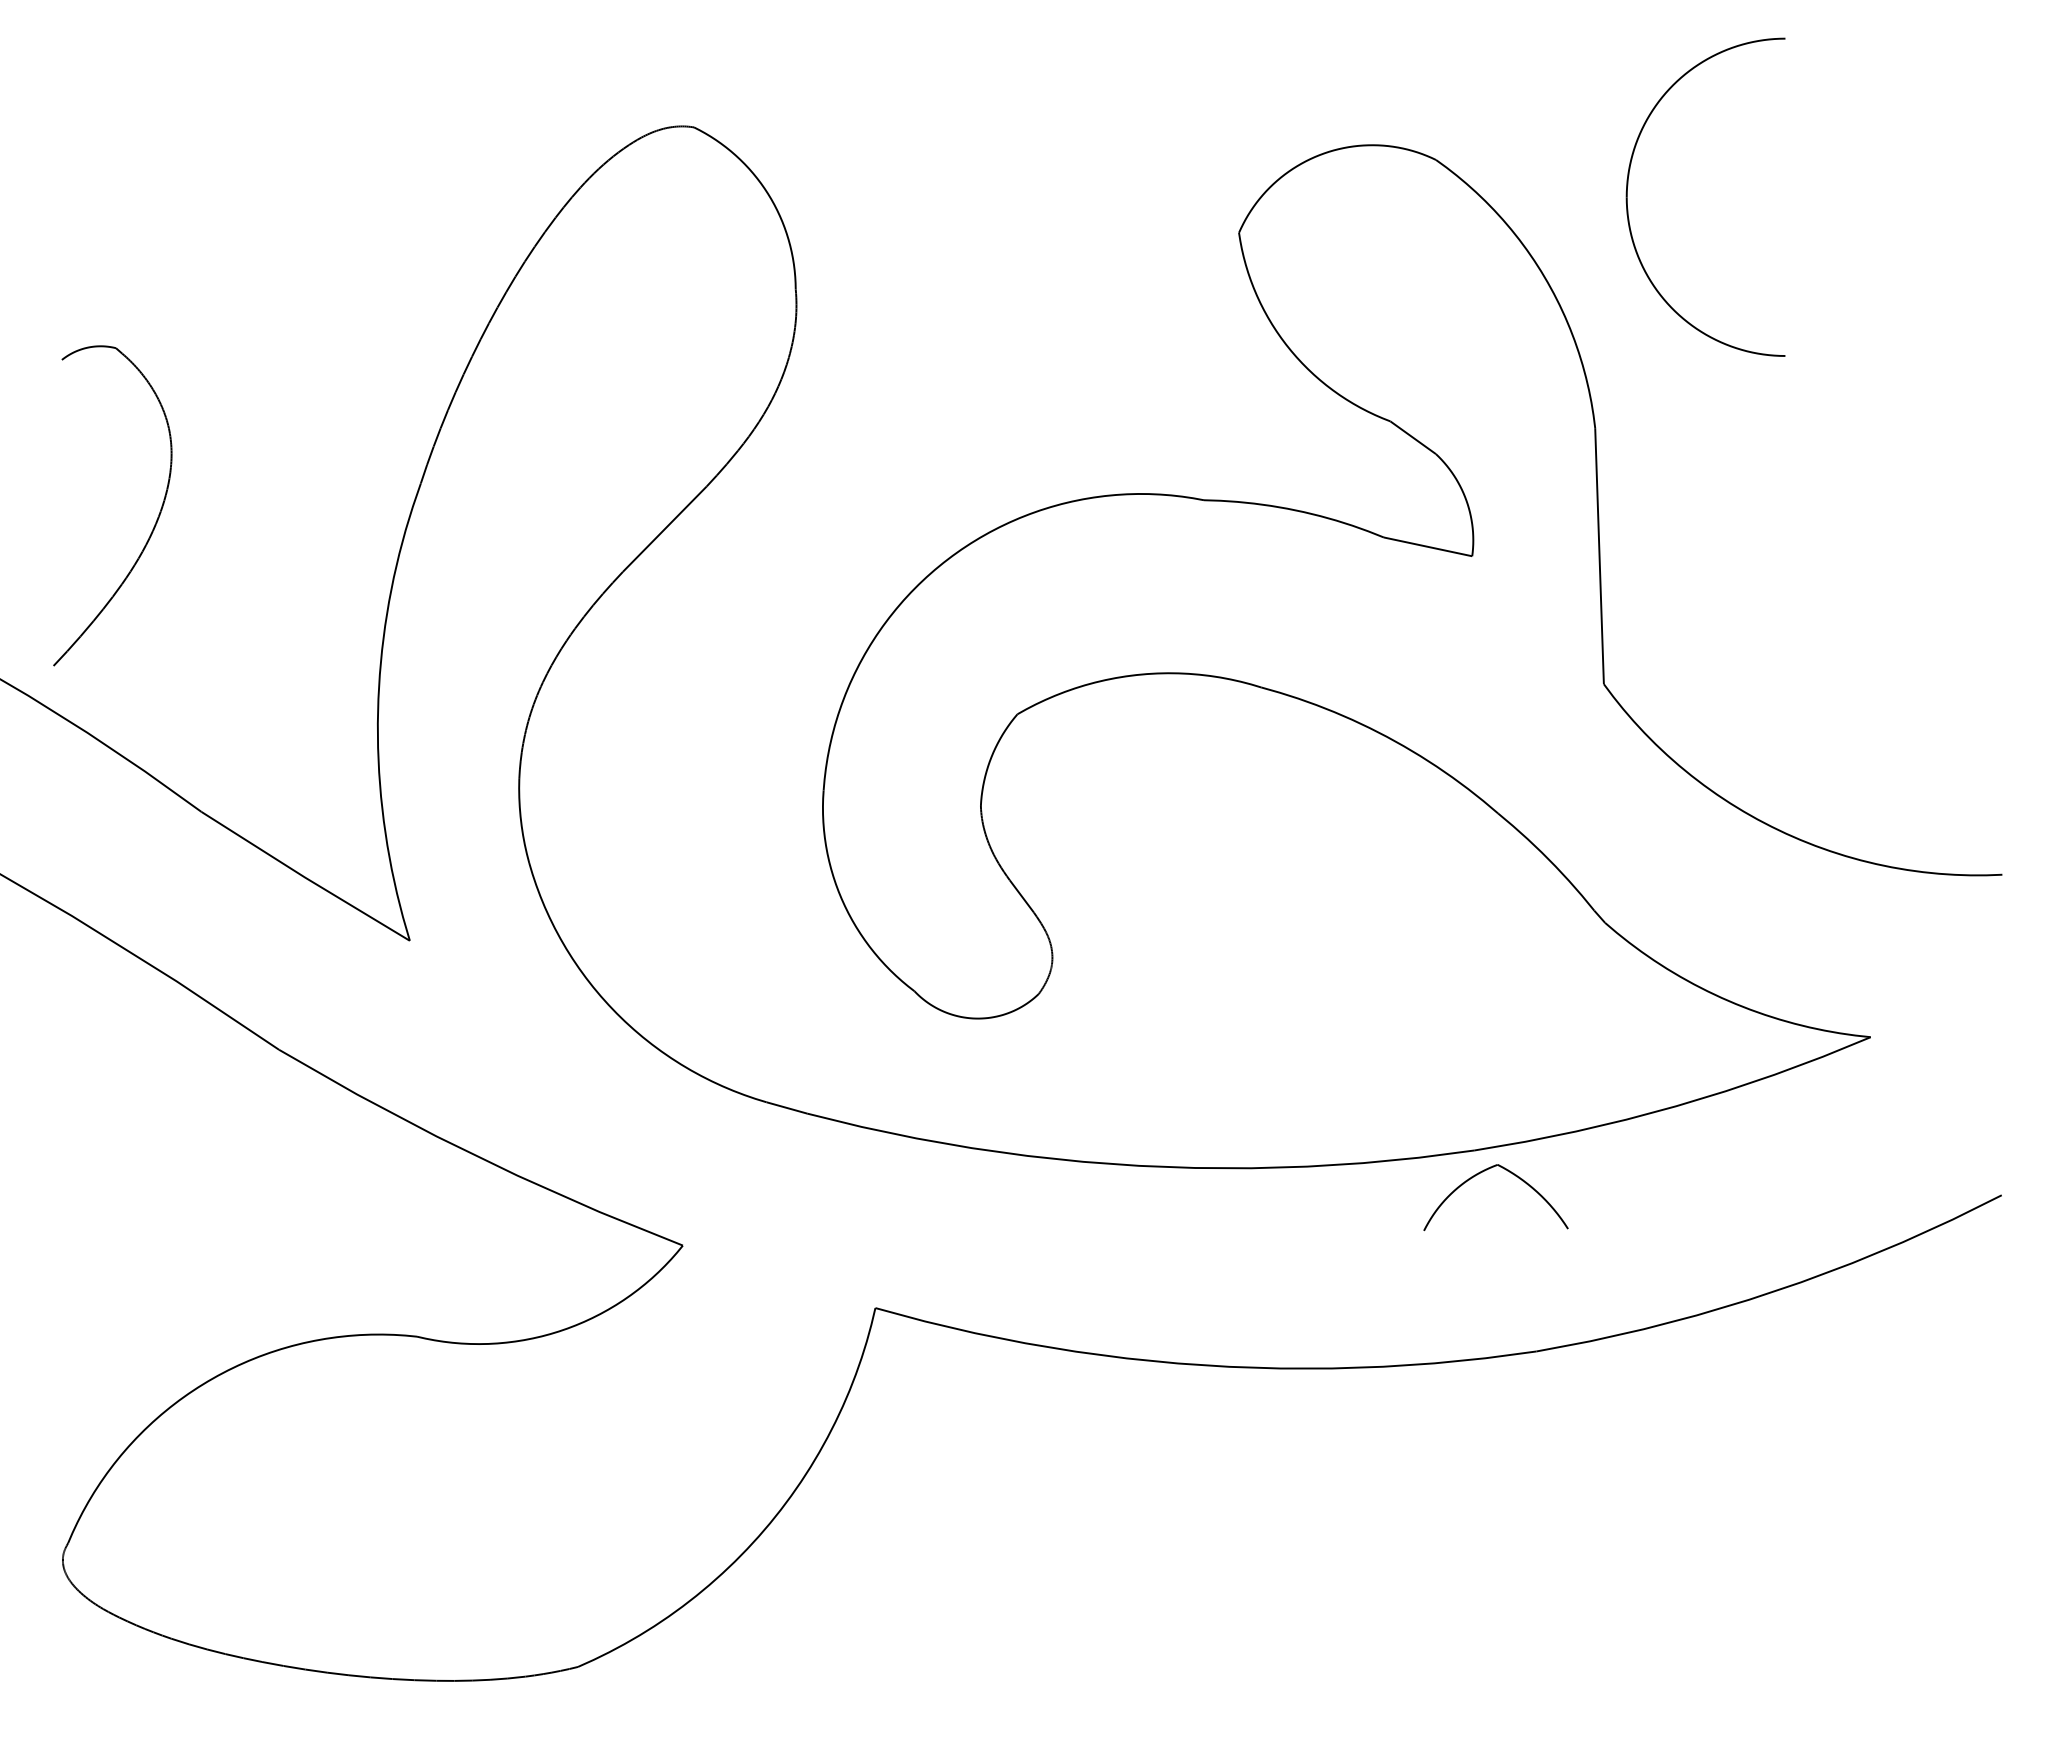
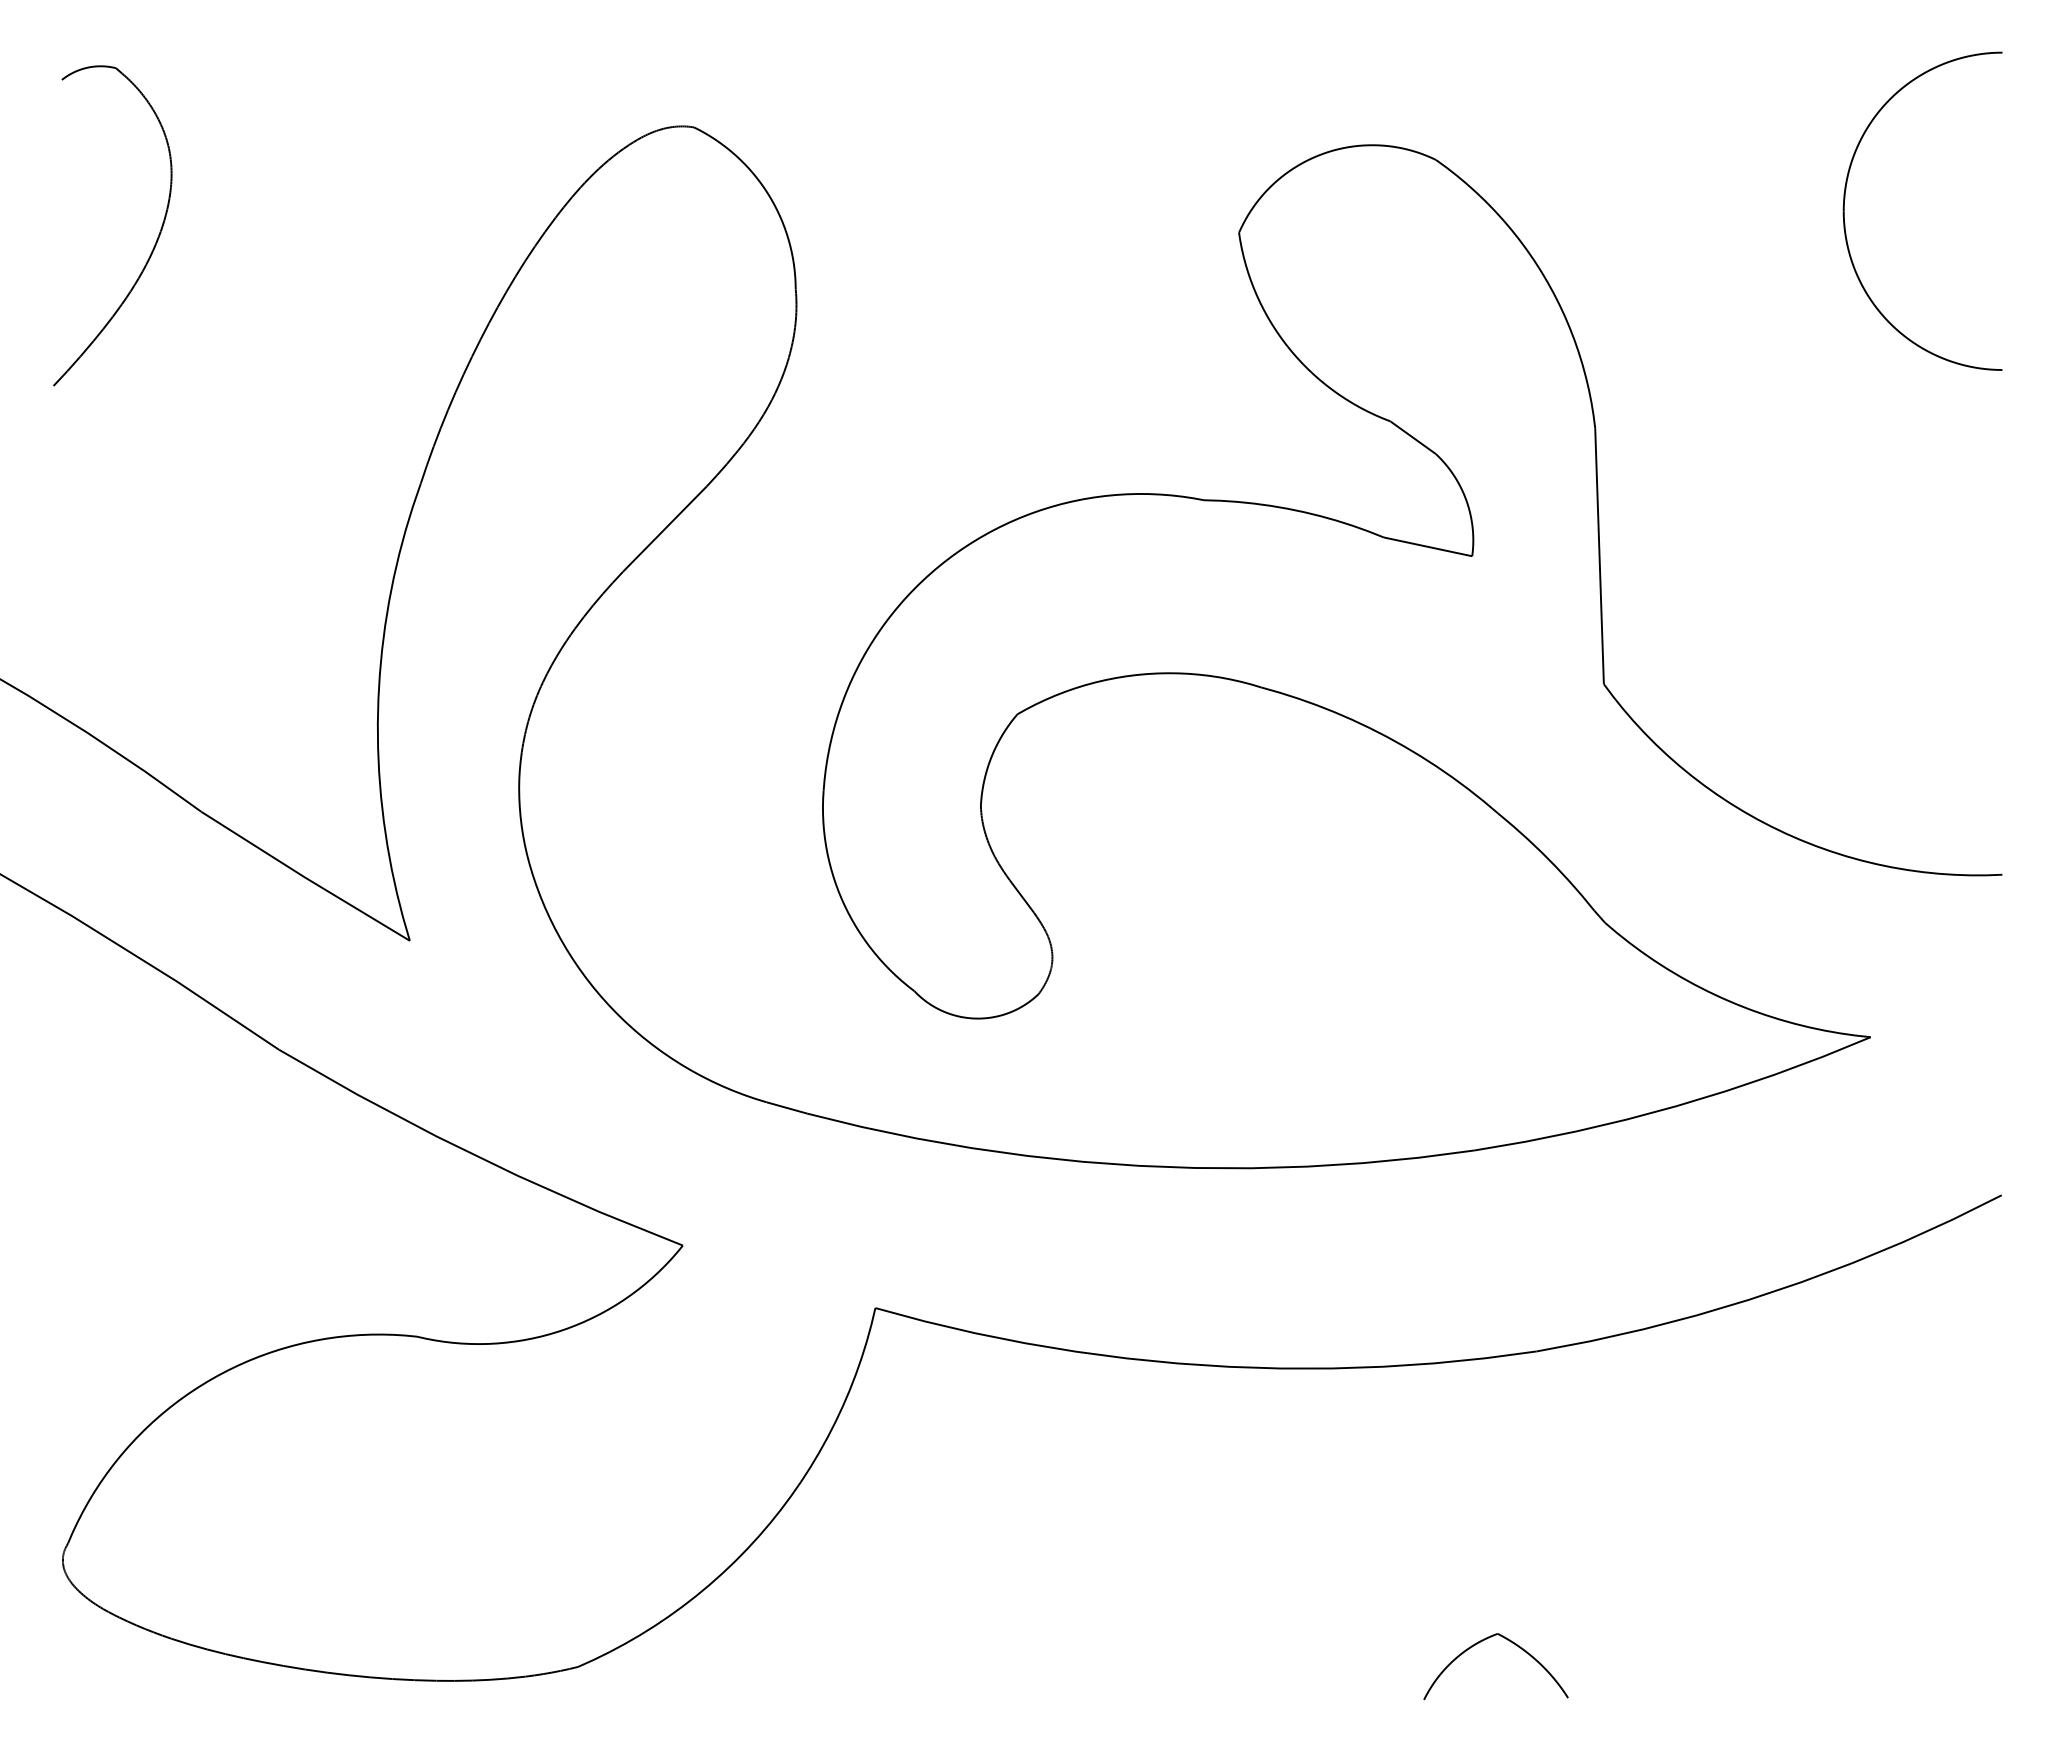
part position: (1628, 185) -> (1845, 199) (1845, 199)
part position: (153, 526) -> (153, 246) (153, 246)
part position: (1479, 1174) -> (1479, 1643) (1479, 1643)
